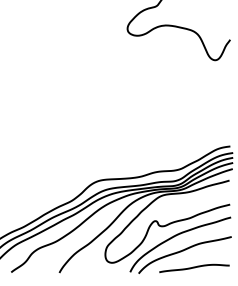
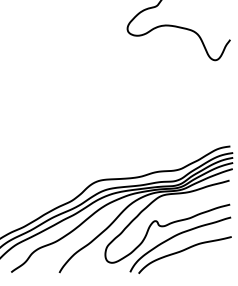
curve: present -> none (194, 267)
